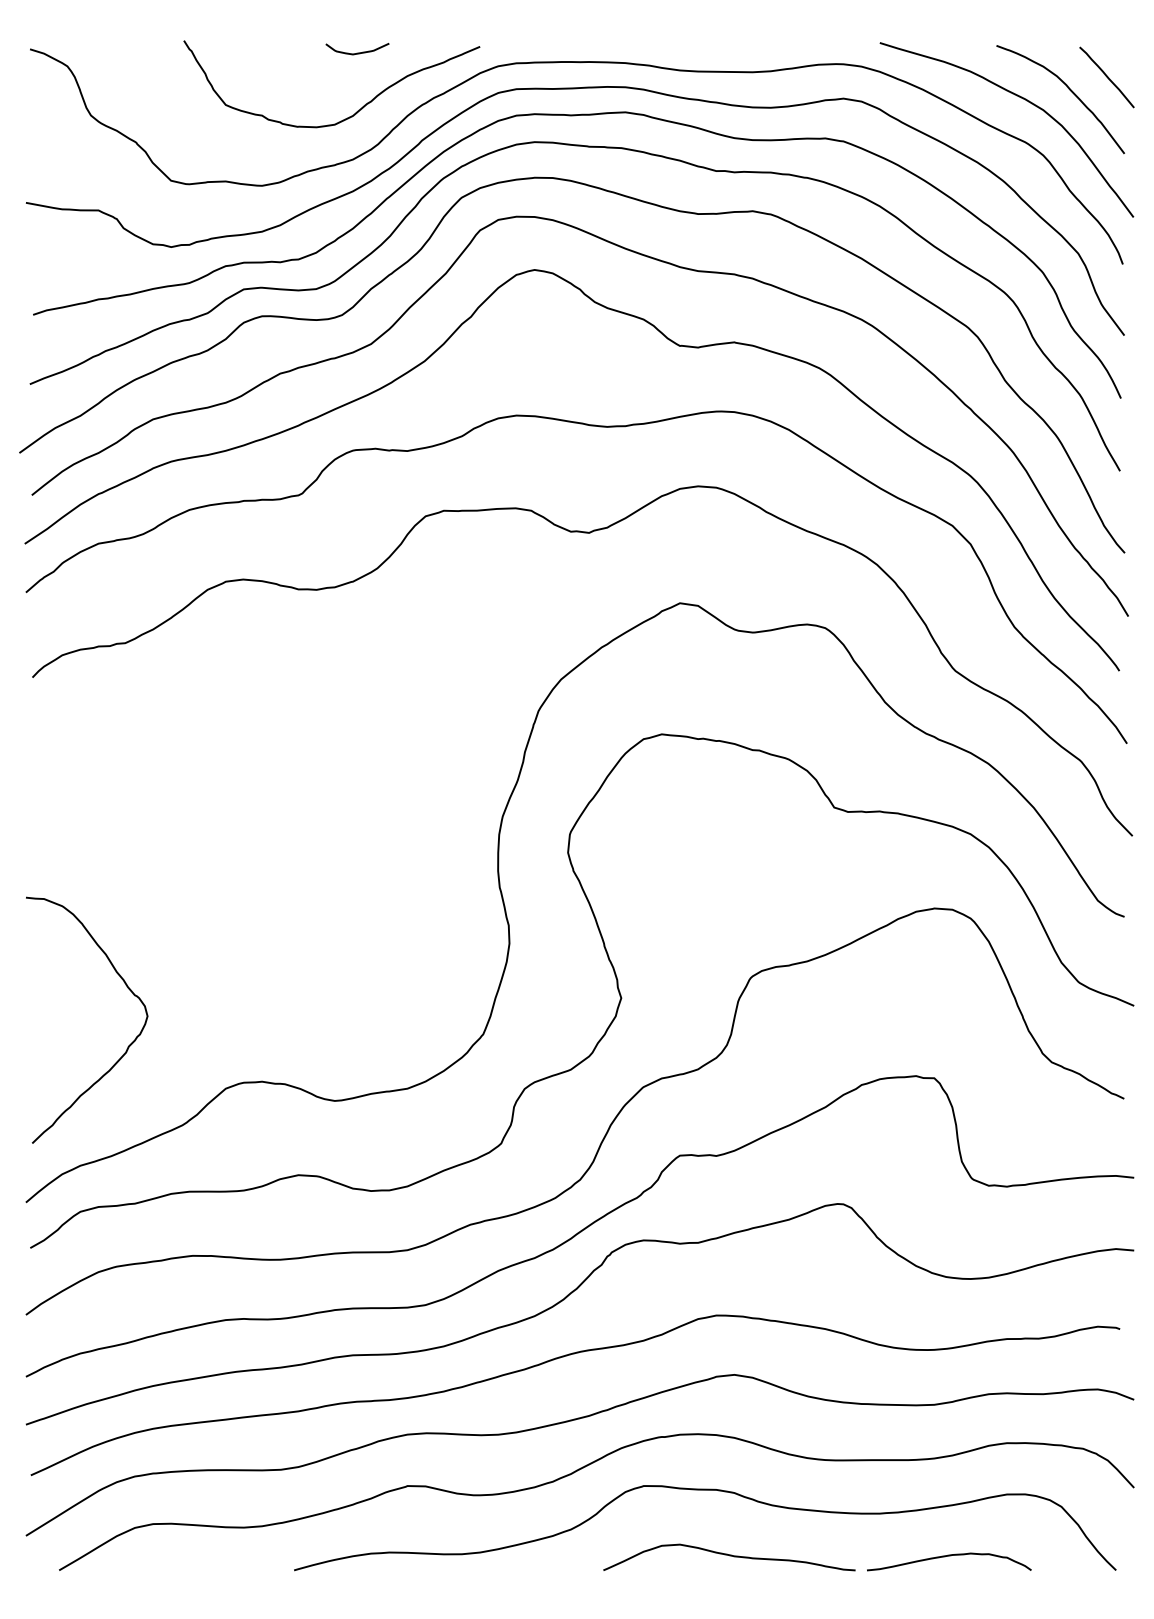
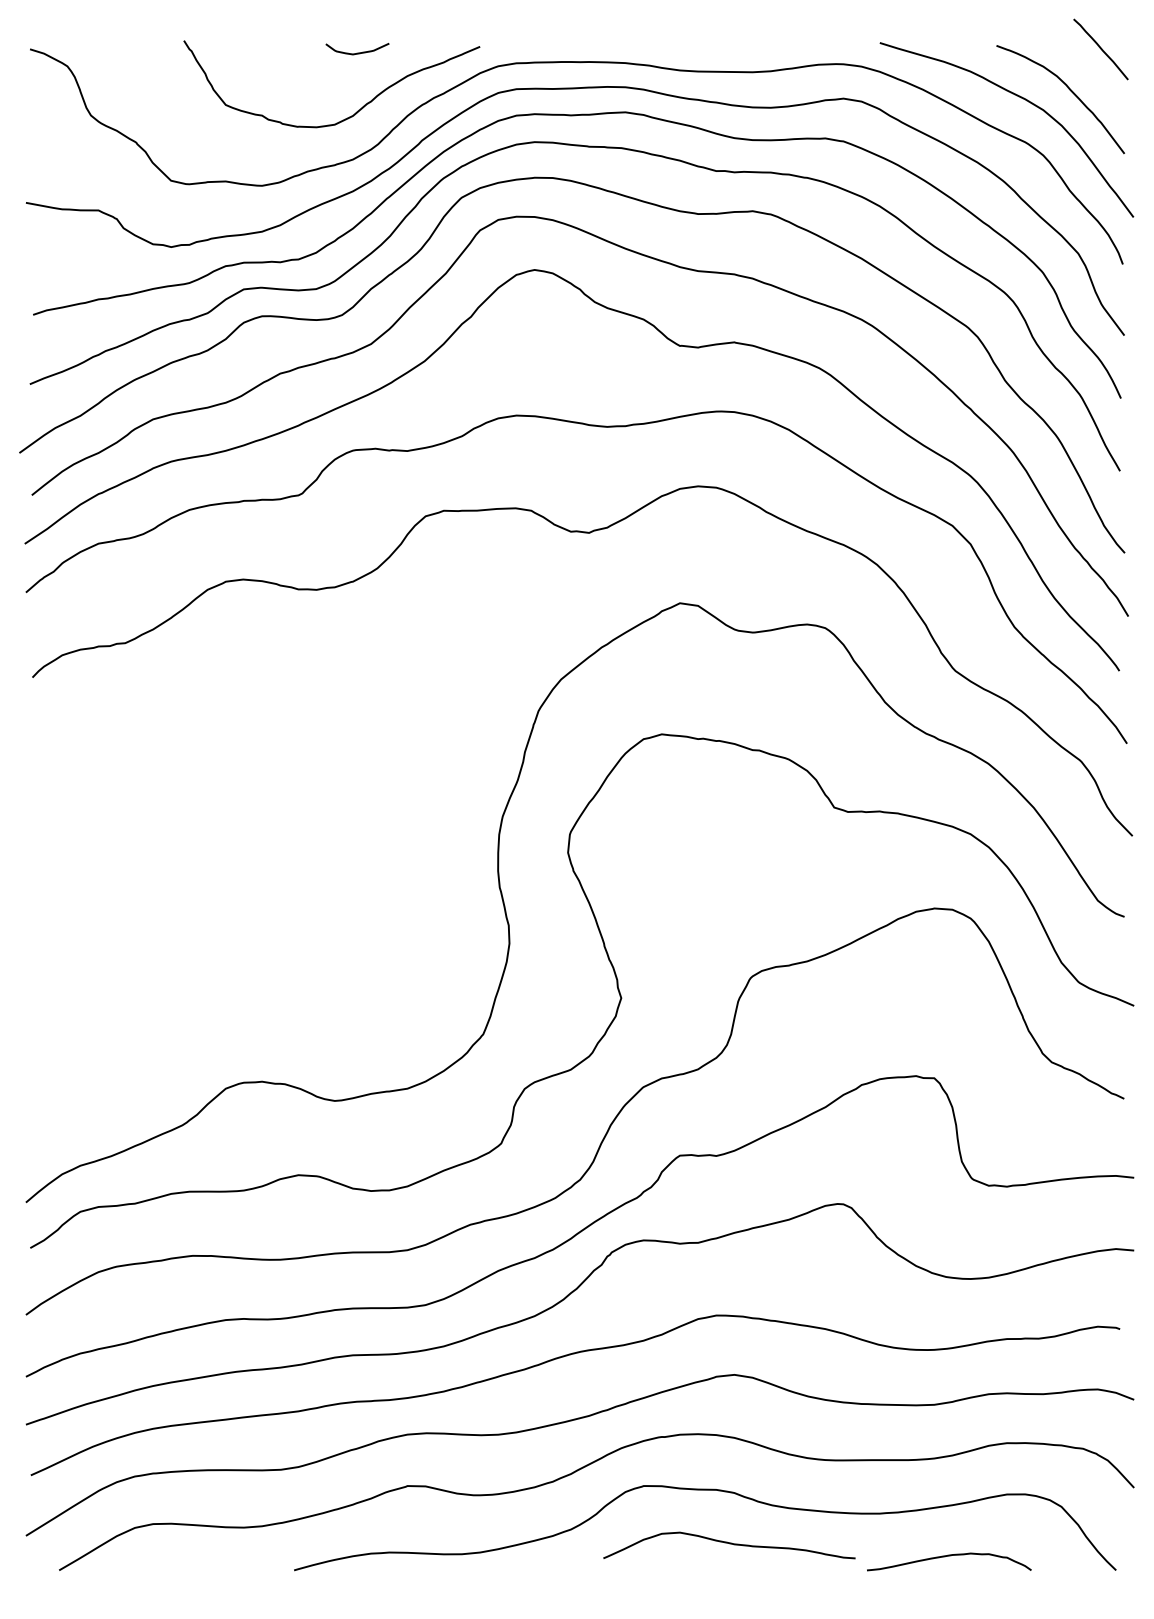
curve position: (1106, 77) -> (1100, 49) (1100, 49)
curve: present -> none (127, 1046)
curve position: (729, 1556) -> (729, 1544) (729, 1544)
